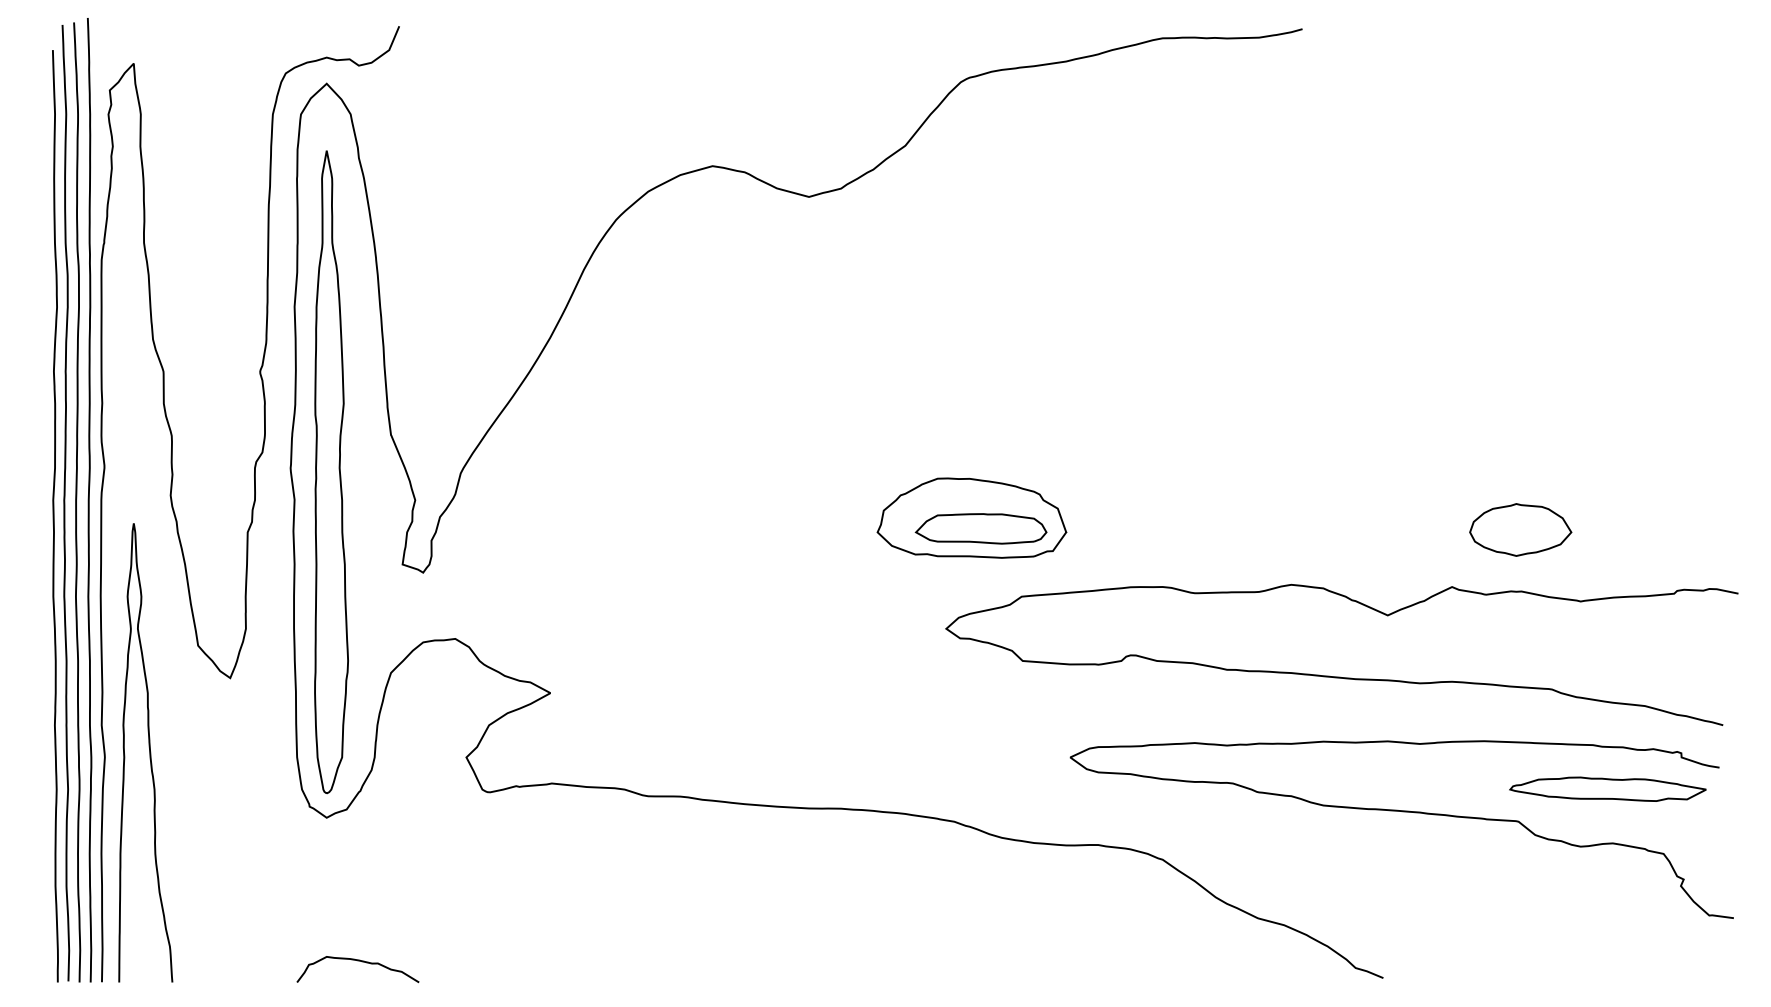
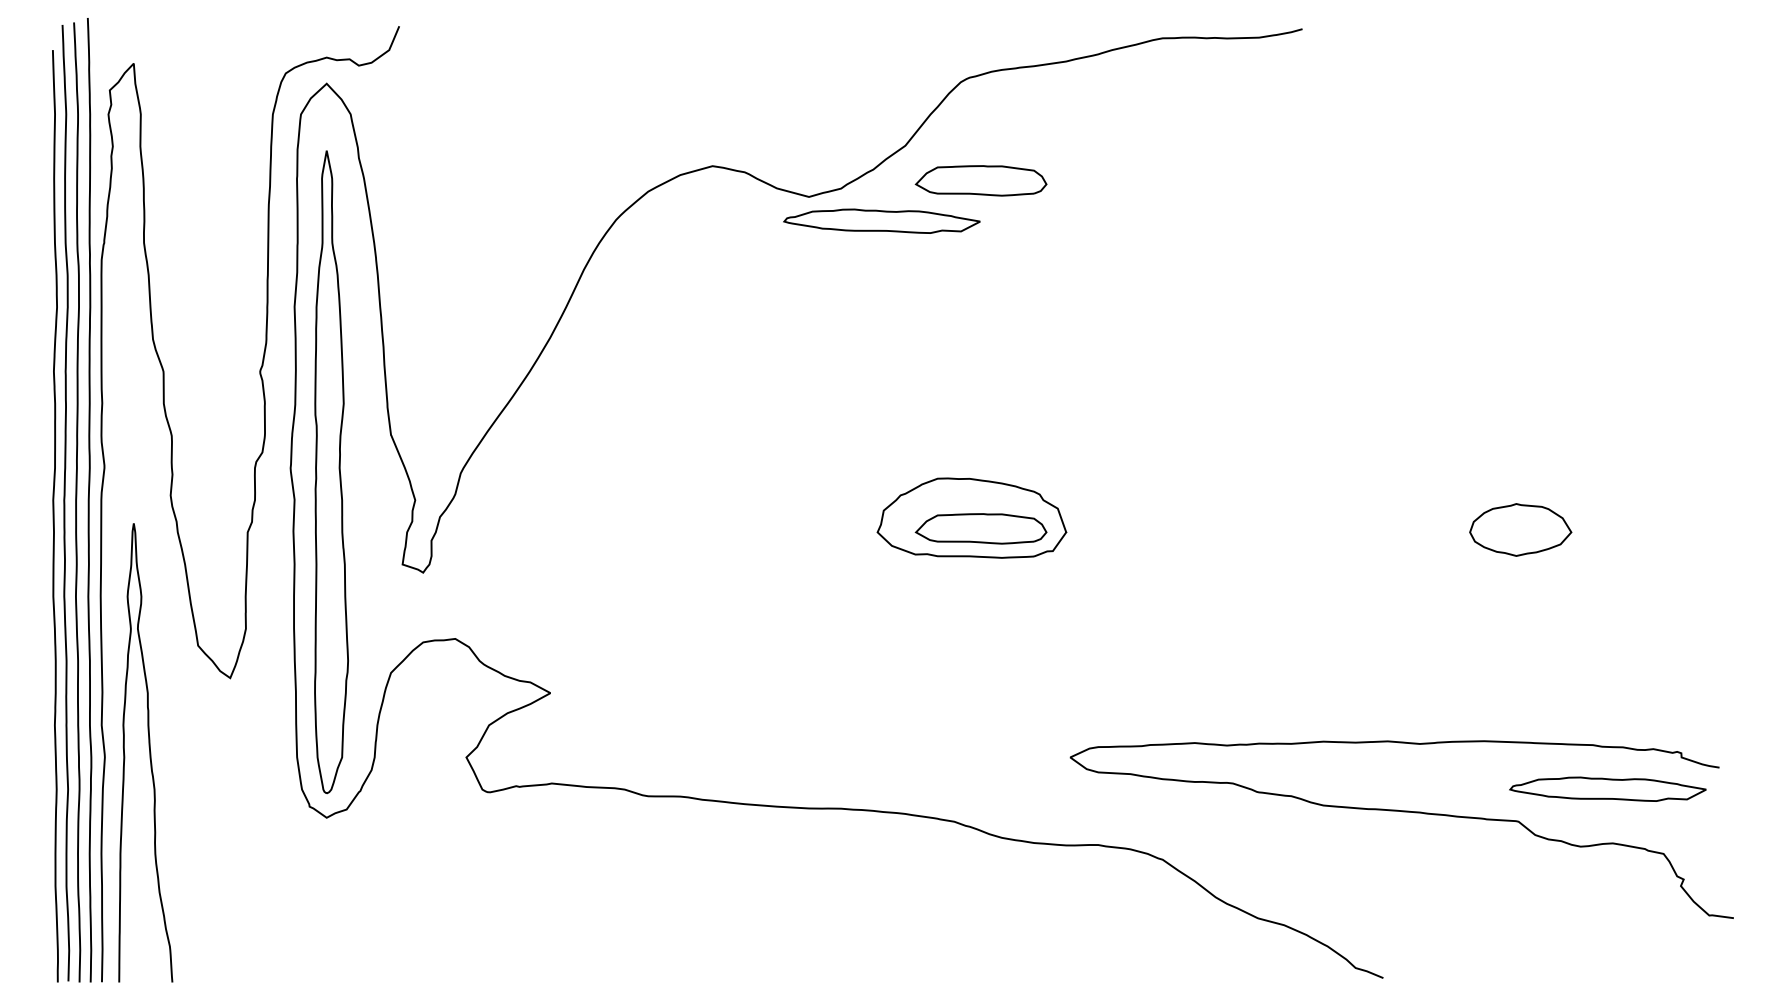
part: none -> present (980, 180)
part: none -> present (881, 220)
curve: present -> none (1340, 676)
curve: present -> none (357, 961)
